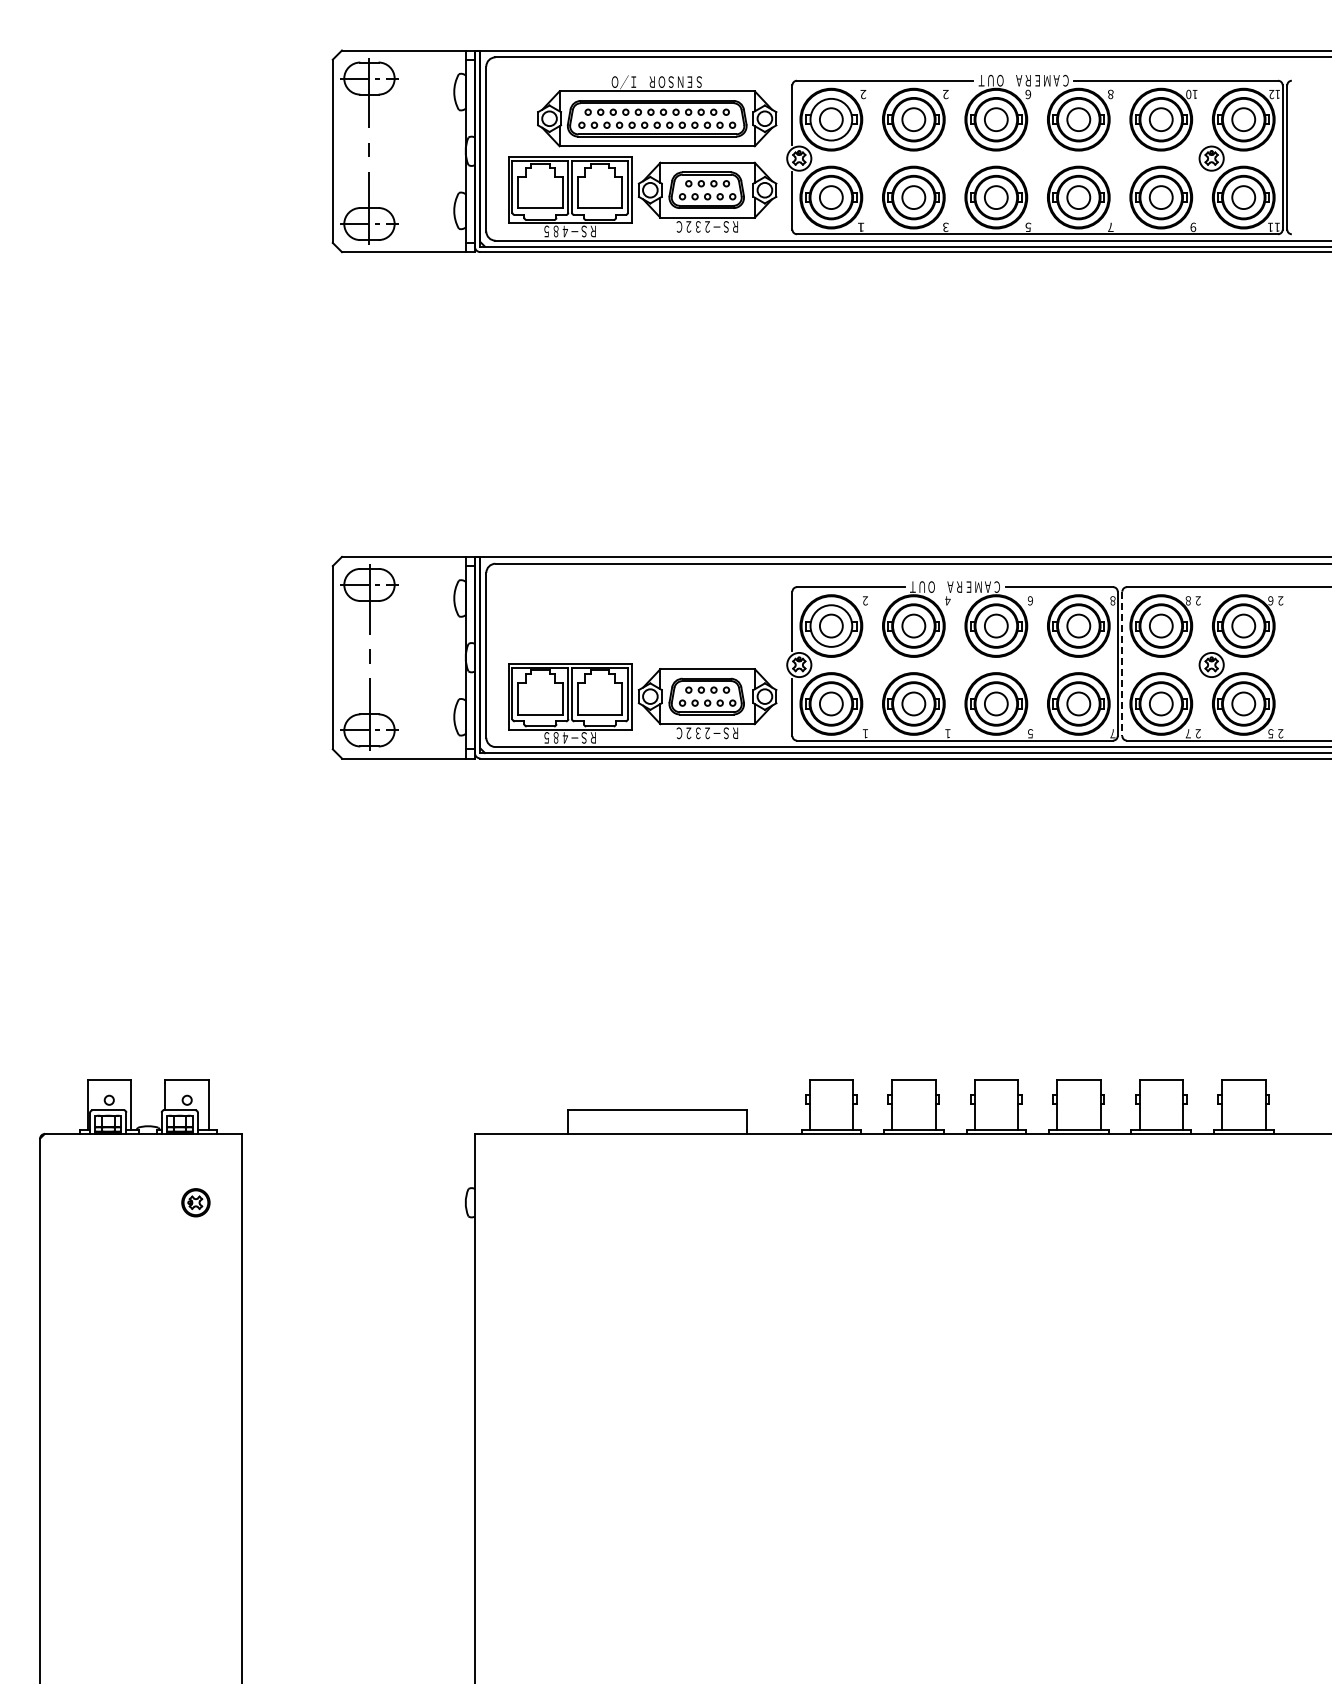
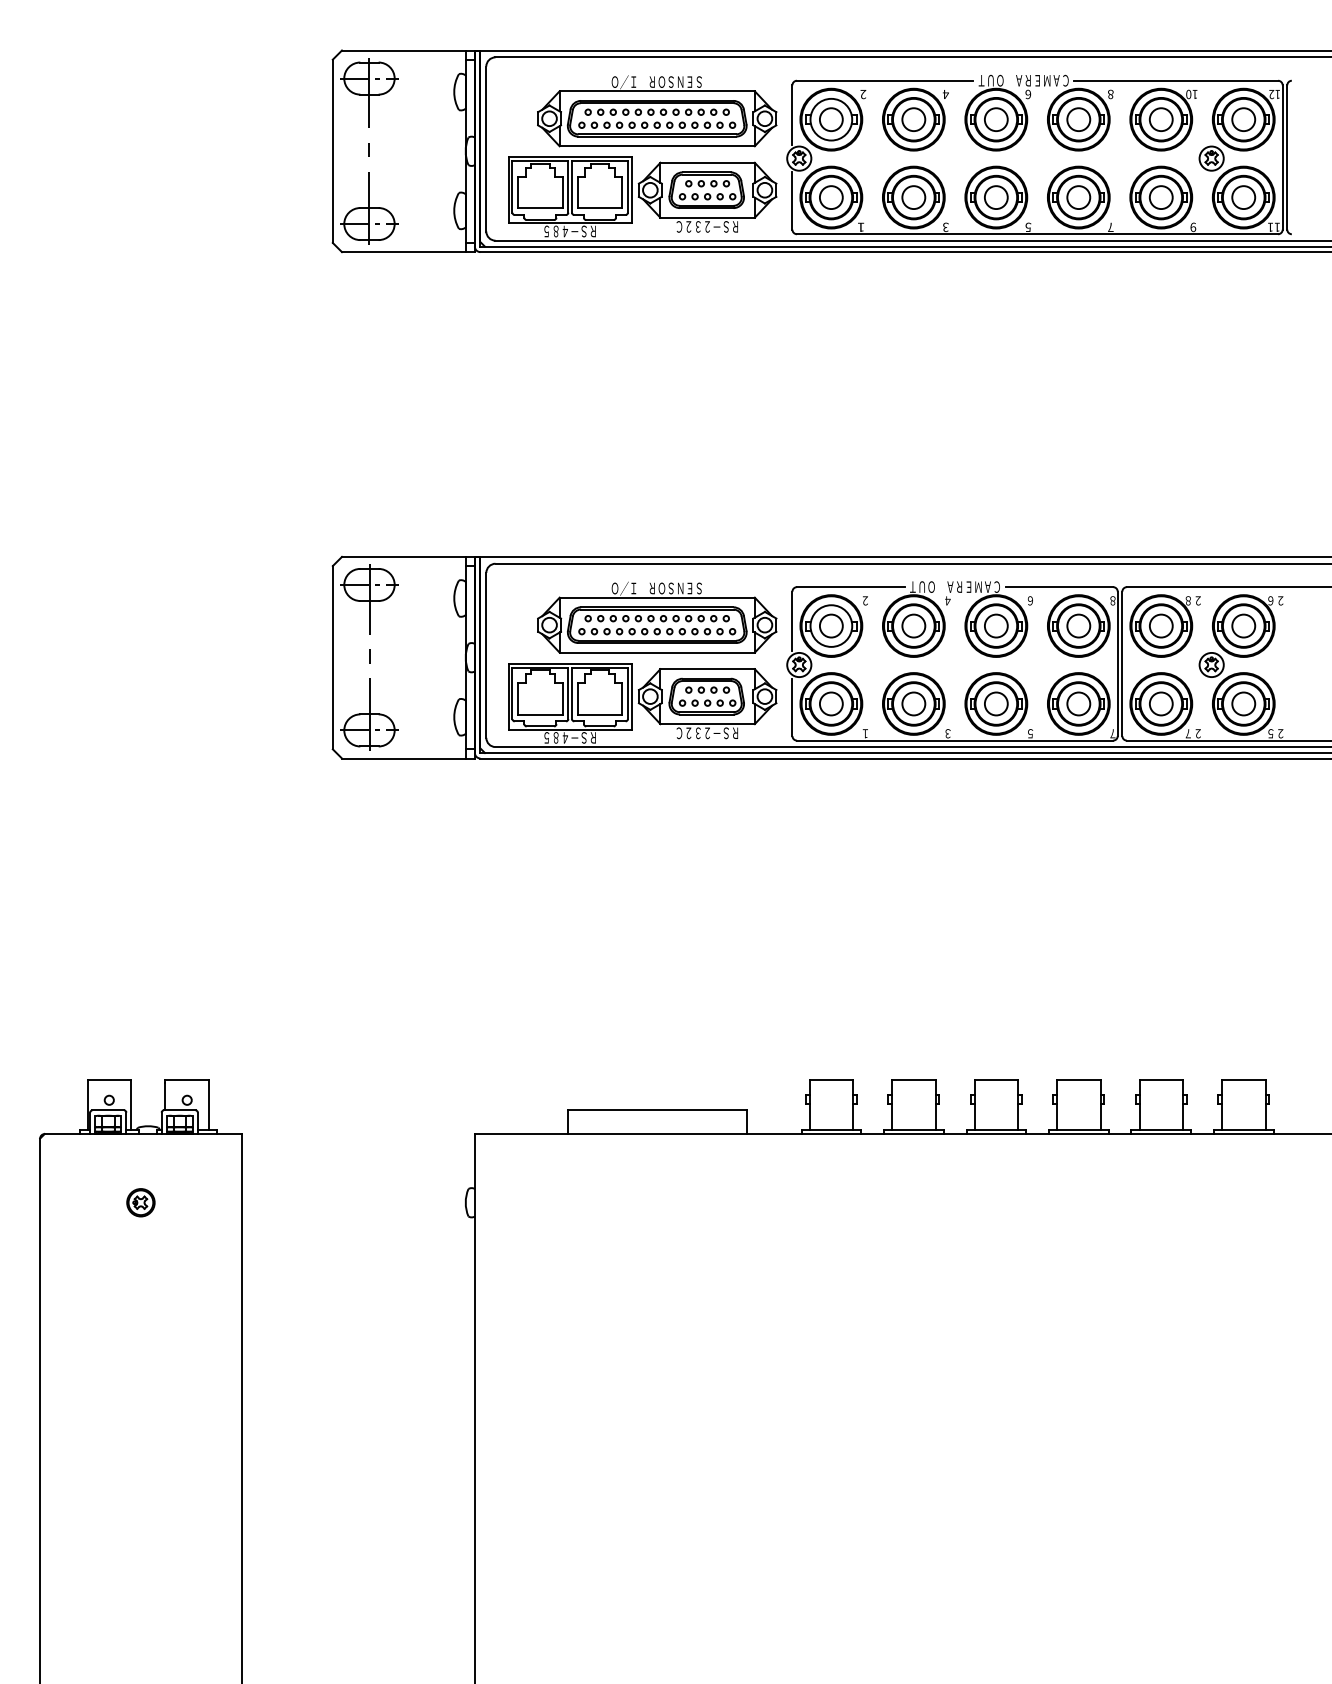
text: 2 -> 4 (945, 94)
part: none -> present (657, 617)
line: dashed -> solid (1122, 664)
text: １ -> ３ (947, 733)
part position: (195, 1202) -> (140, 1202) (140, 1202)
